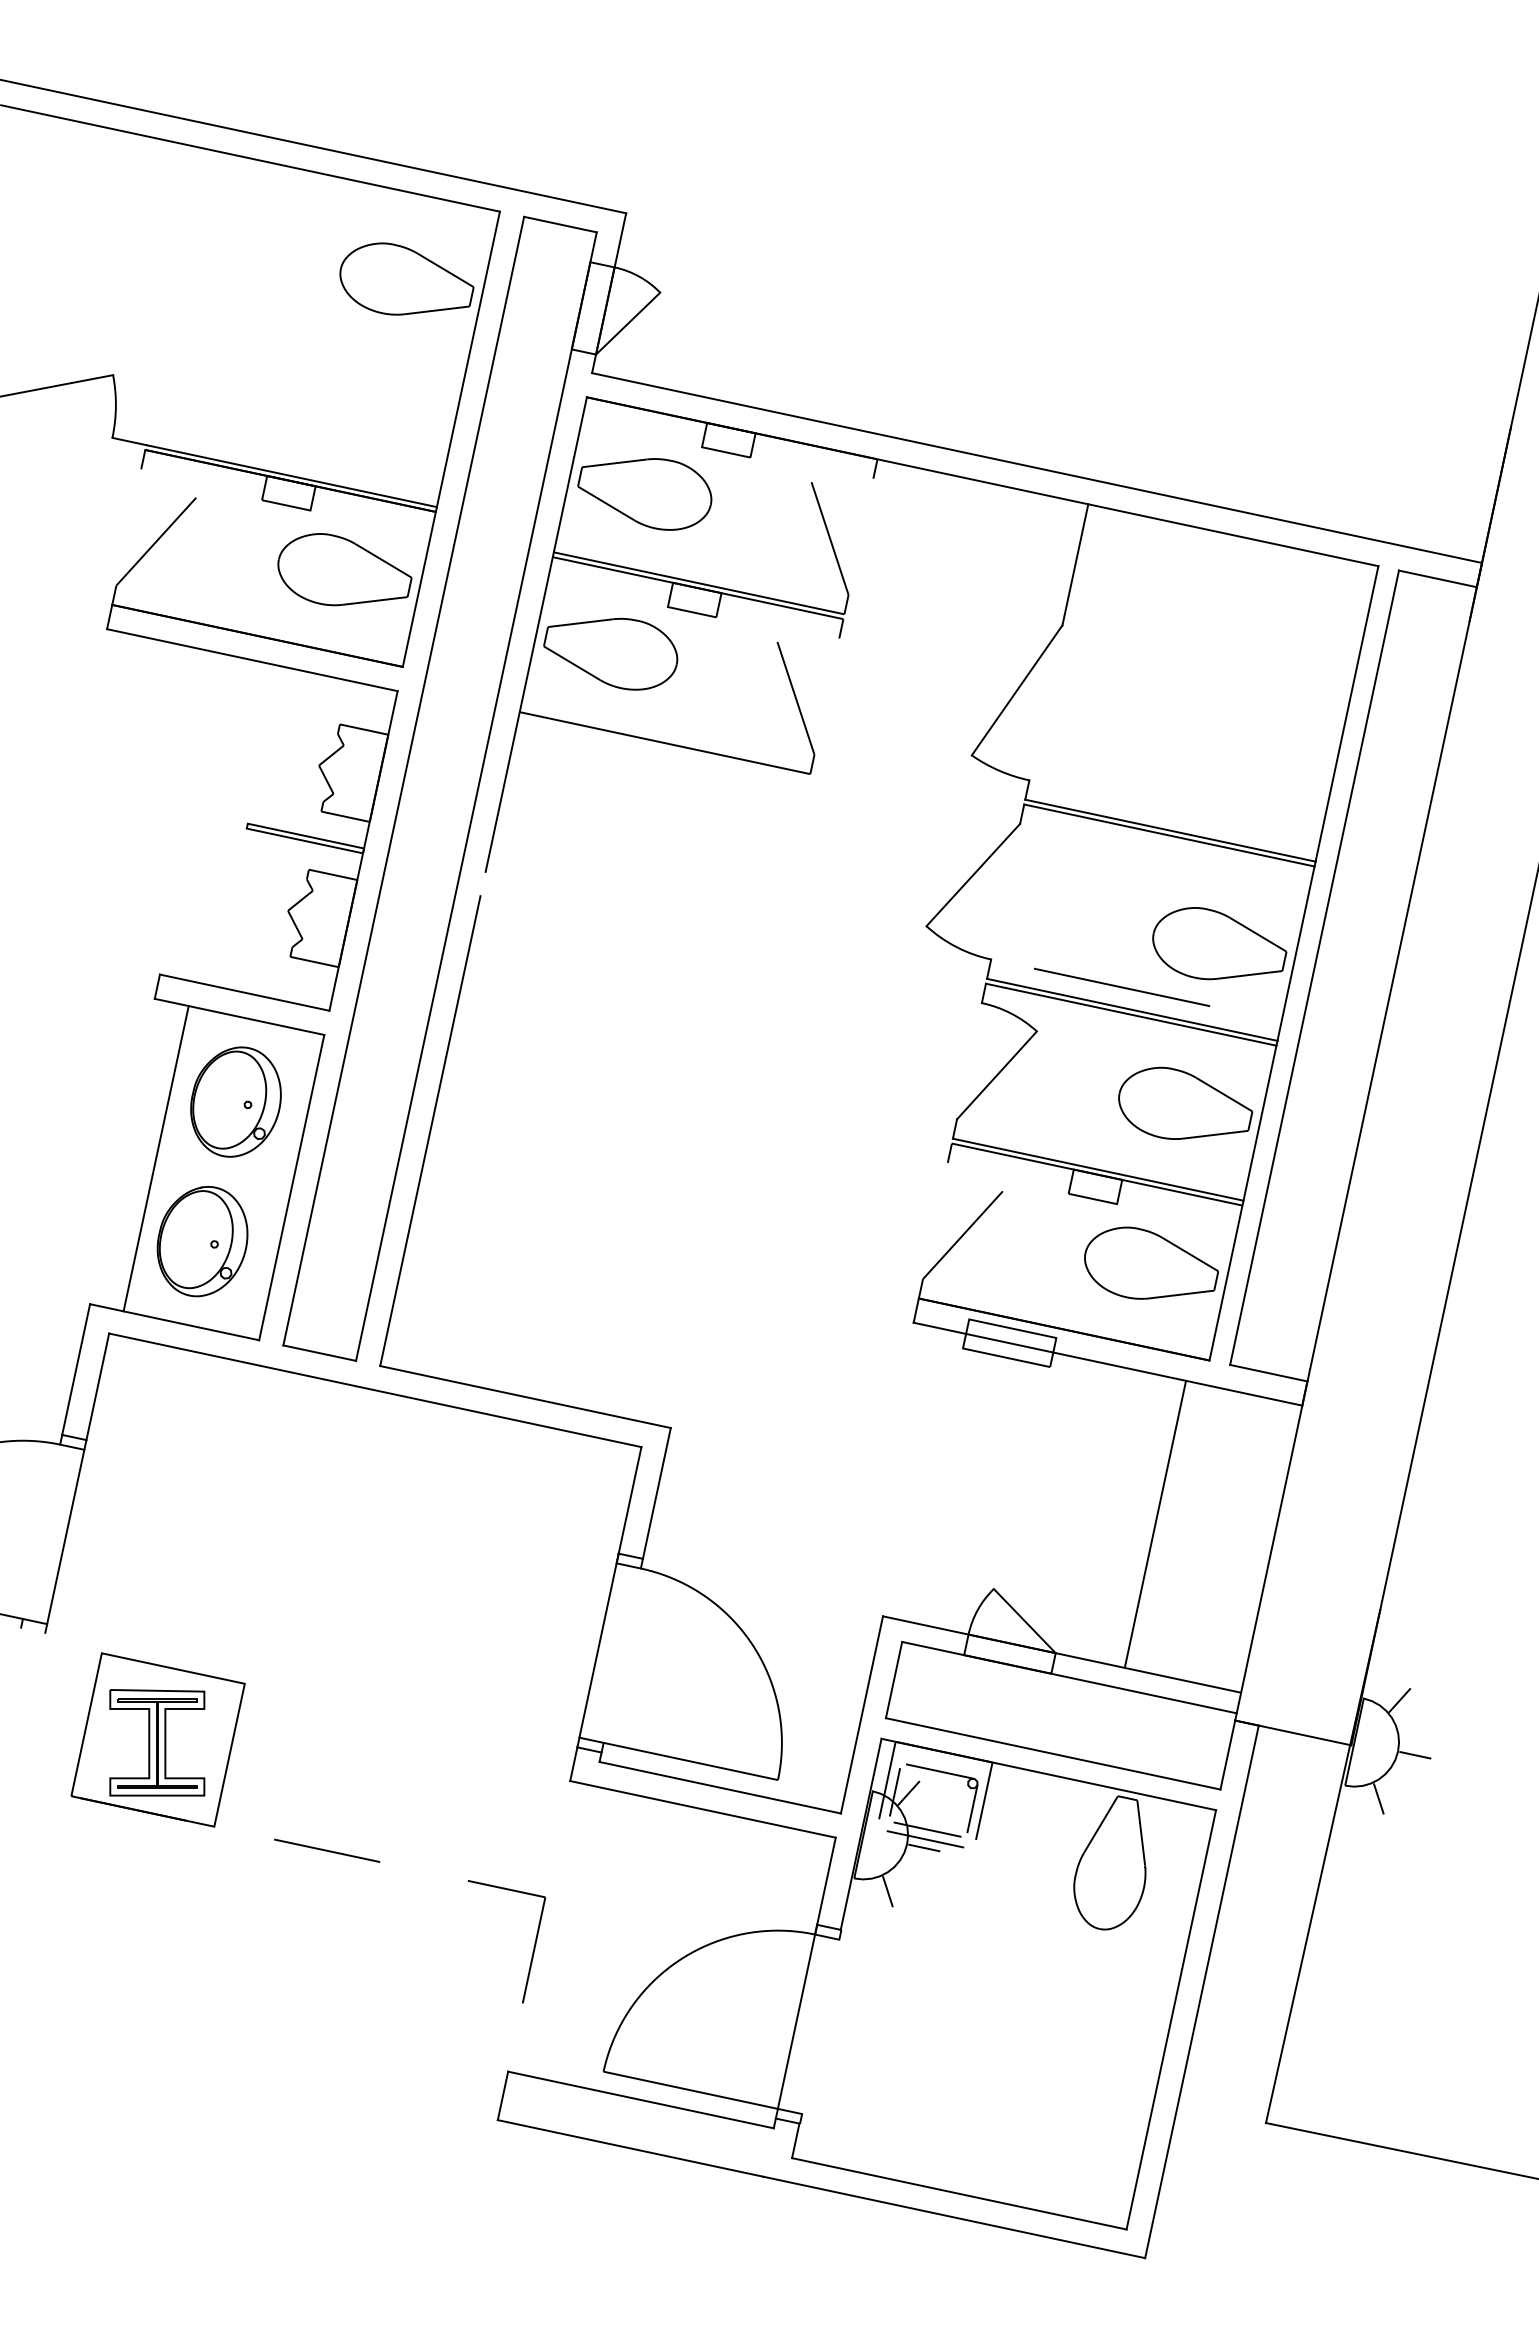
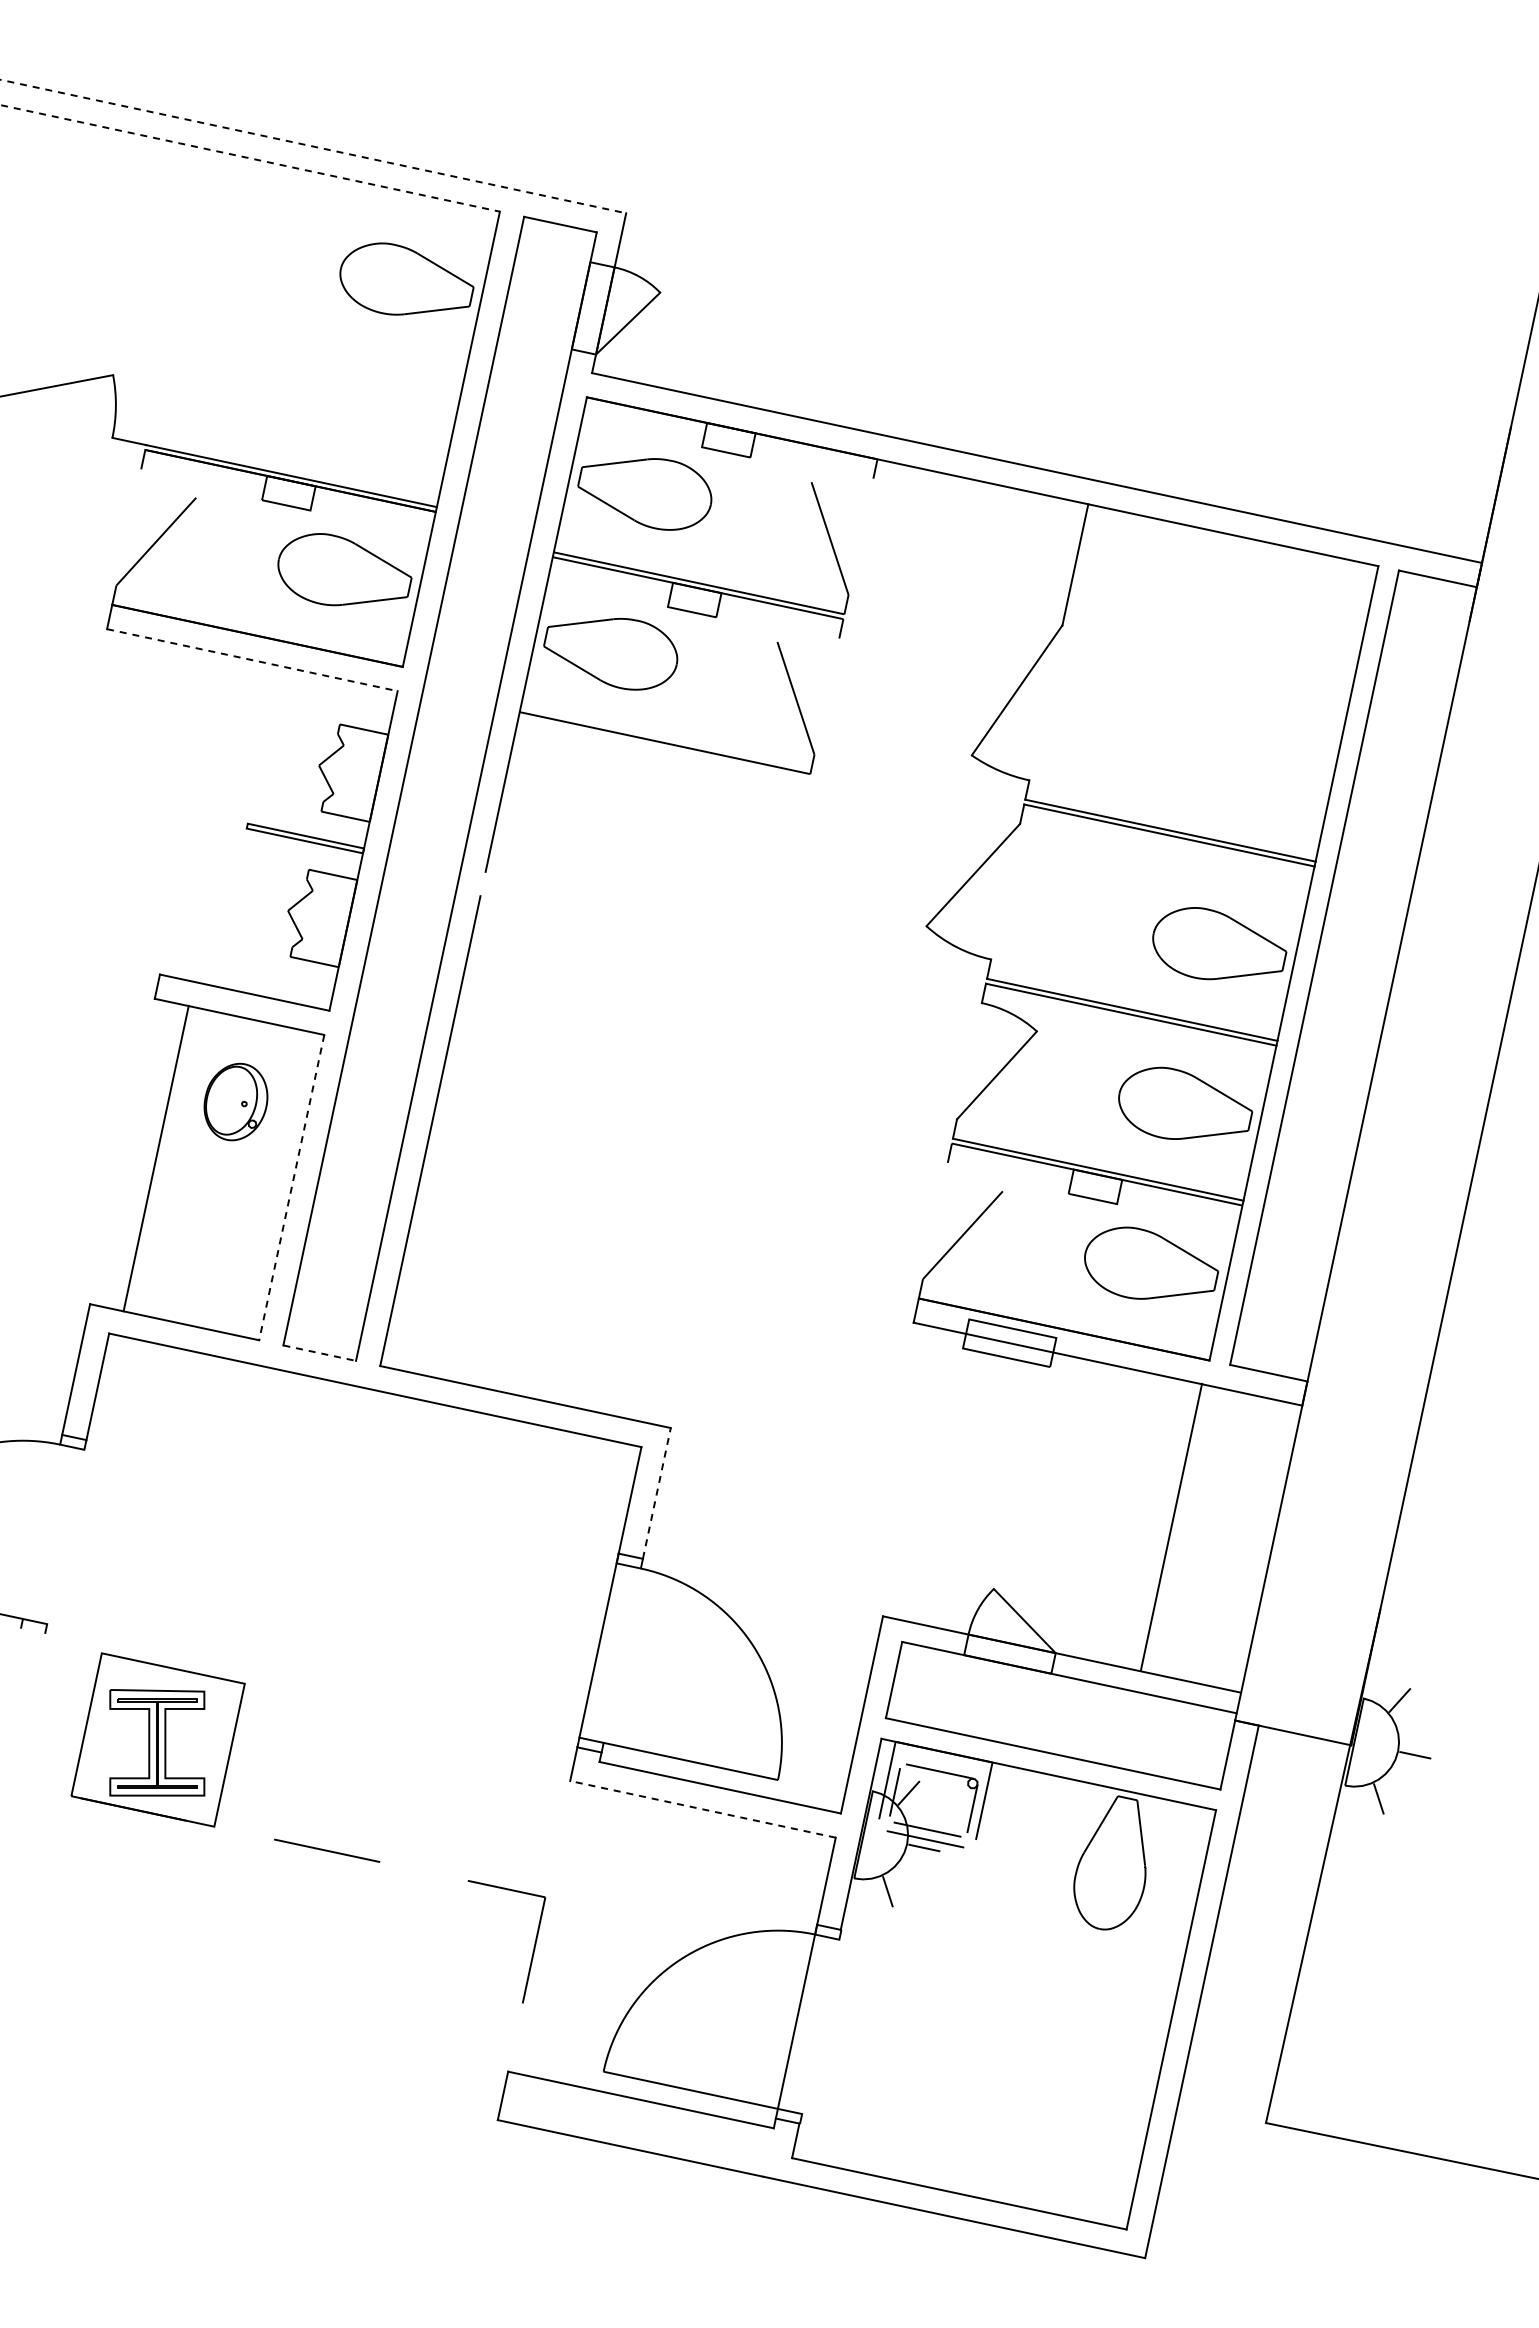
line: solid -> dashed (313, 146)
line: solid -> dashed (251, 158)
line: solid -> dashed (252, 660)
line: present -> none (1121, 986)
part size: 92x112 px -> 66x80 px (235, 1101)
line: solid -> dashed (291, 1188)
part: present -> none (202, 1241)
line: solid -> dashed (320, 1353)
line: solid -> dashed (656, 1493)
line position: (1155, 1523) -> (1171, 1526) (1171, 1526)
line: present -> none (65, 1536)
line: solid -> dashed (702, 1809)
